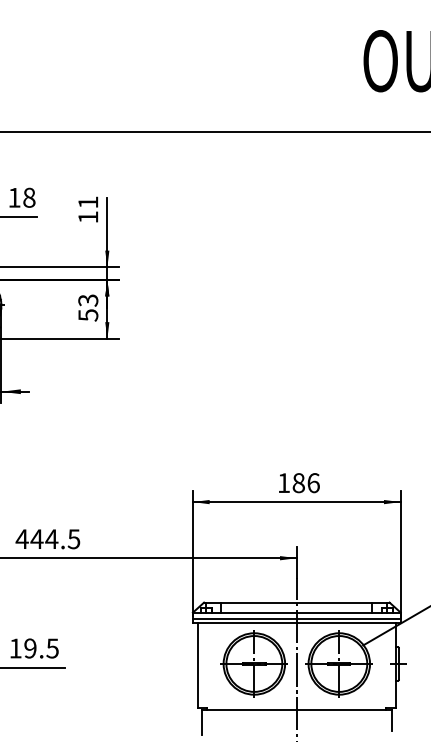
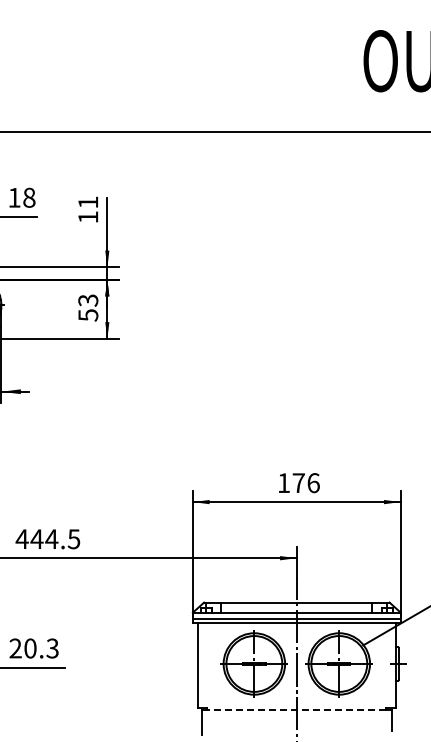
text: 186 -> 176 (298, 483)
text: 19.5 -> 20.3 (33, 648)
line: solid -> dashed (296, 709)
